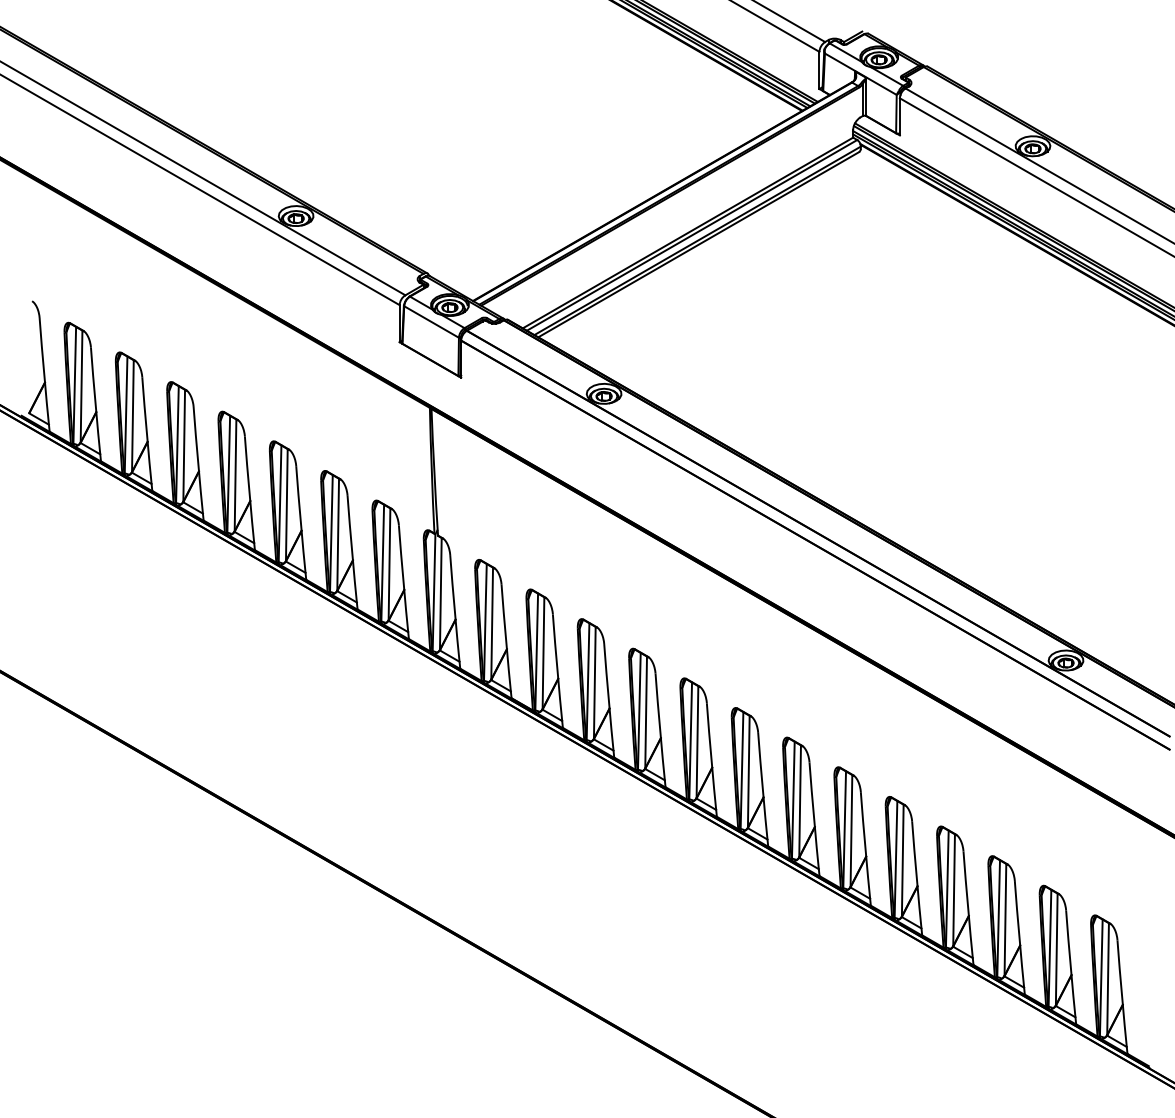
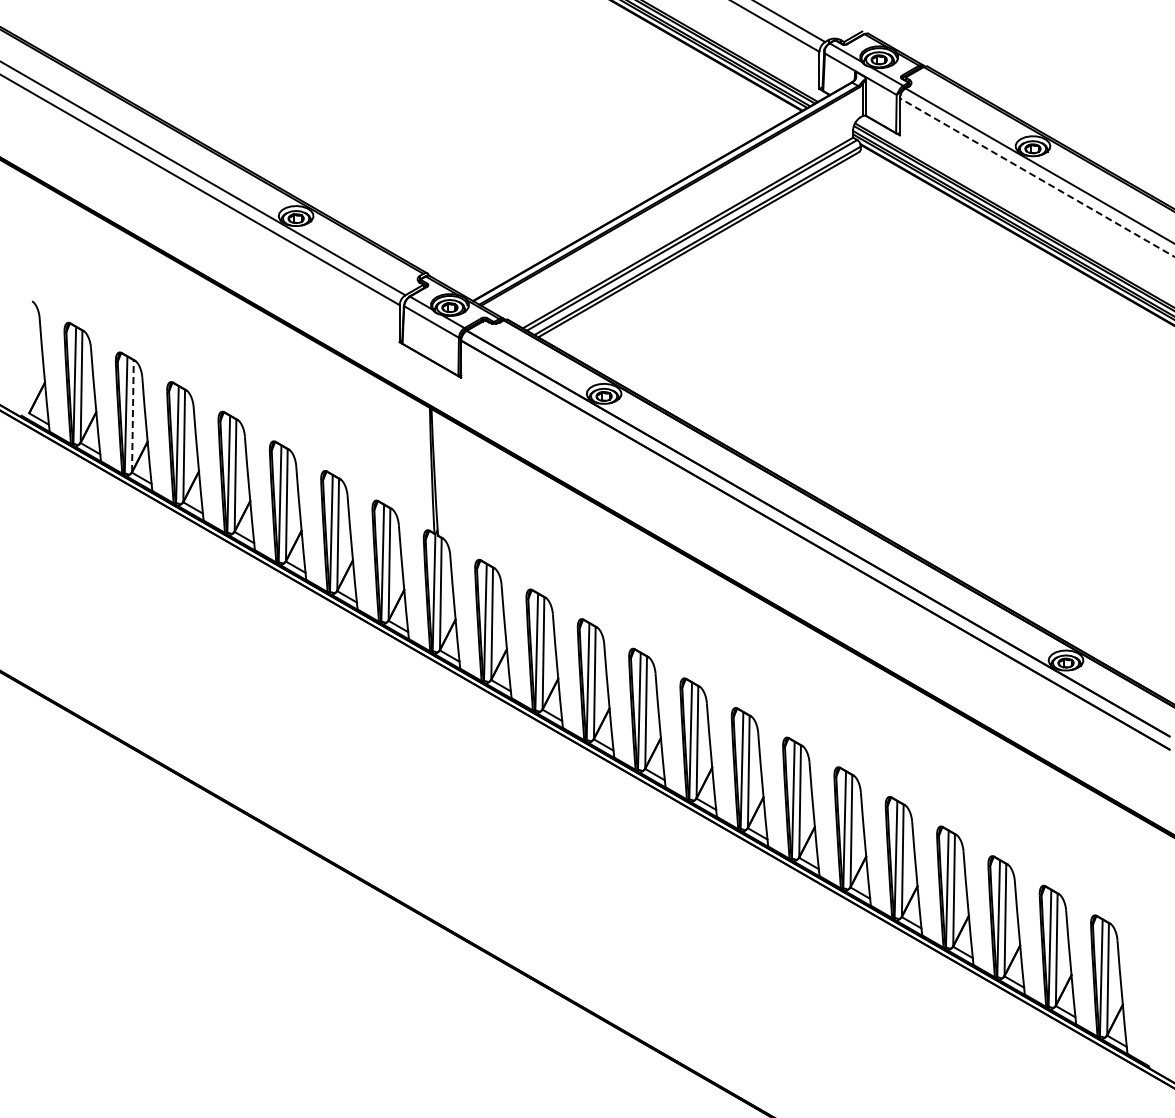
line: solid -> dashed (1036, 177)
line: solid -> dashed (132, 416)
